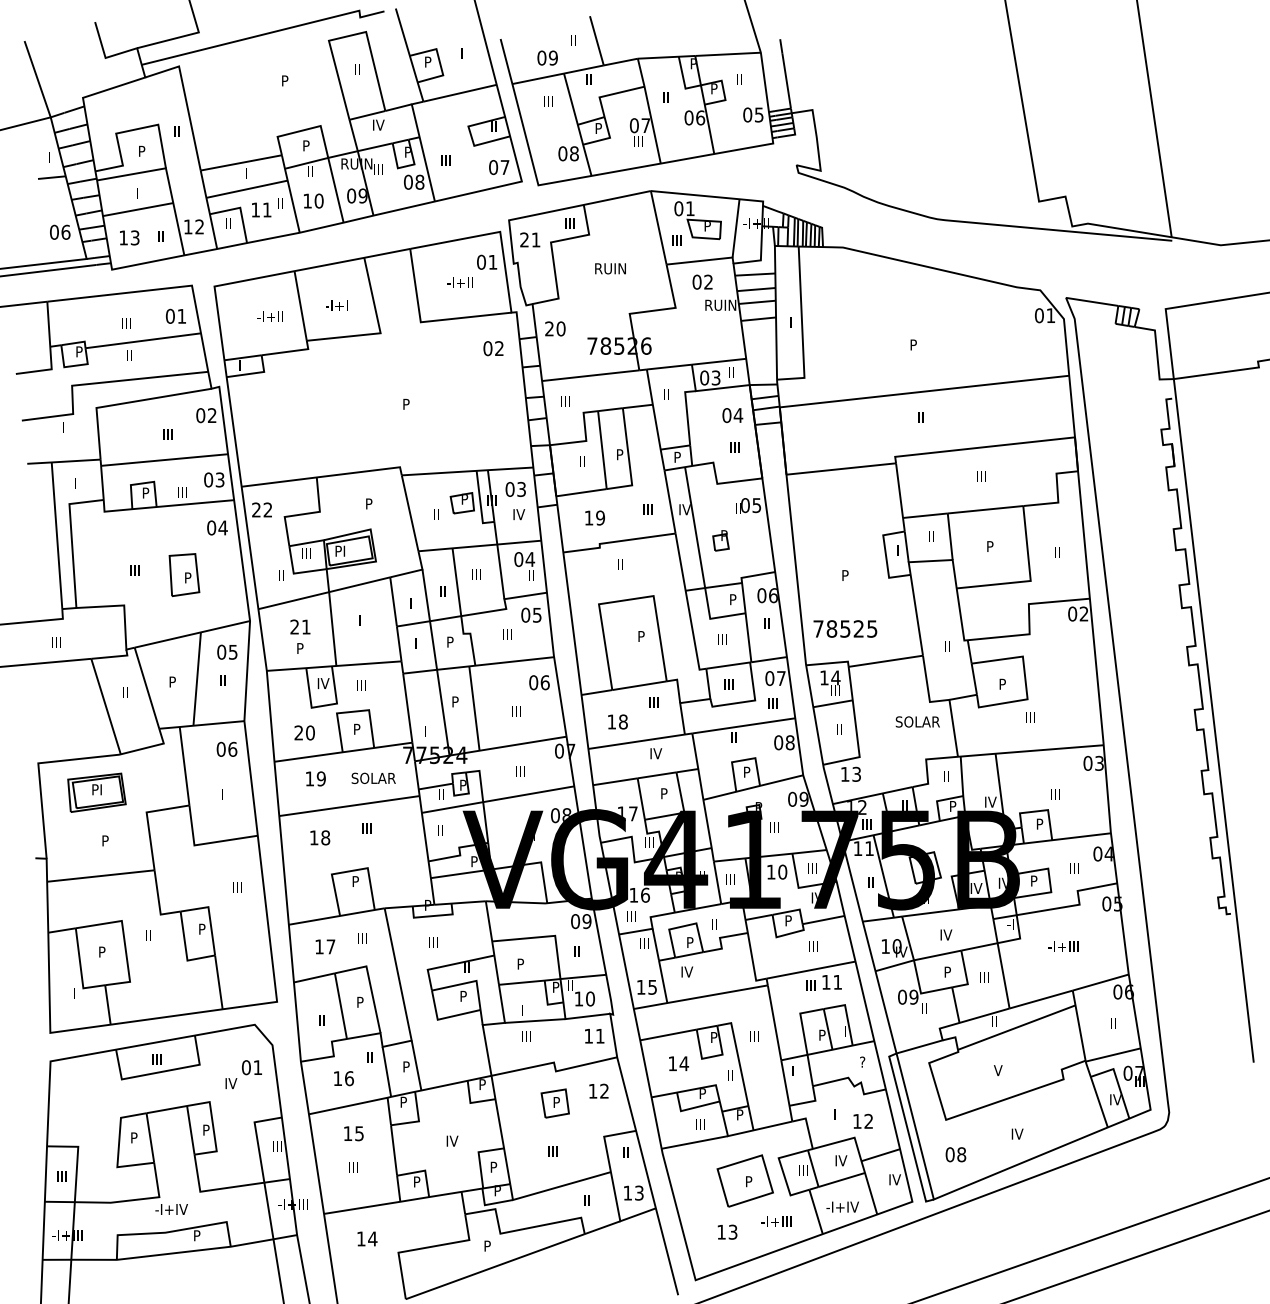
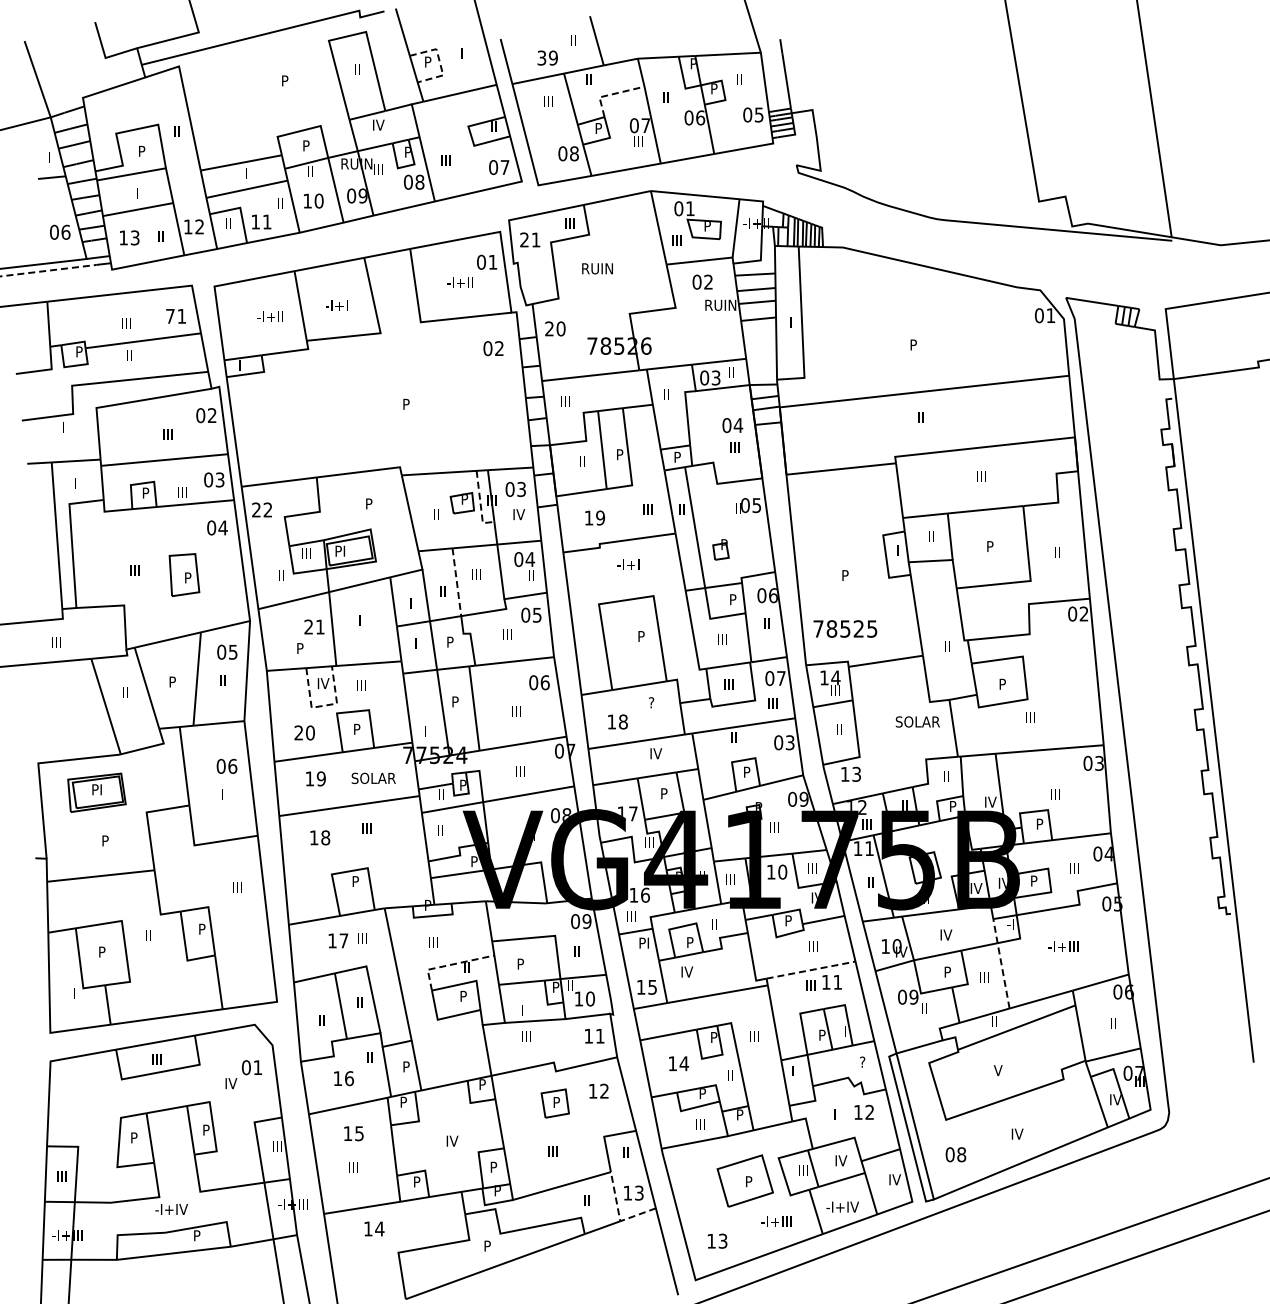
text: 09 -> 39 (541, 57)
line: solid -> dashed (439, 62)
line: solid -> dashed (612, 94)
text position: (261, 209) -> (261, 221) (261, 221)
text position: (610, 268) -> (597, 268) (597, 268)
line: solid -> dashed (48, 270)
text: 01 -> 71 (169, 315)
text position: (732, 415) -> (732, 425) (732, 425)
line: solid -> dashed (480, 503)
text: IV -> II (684, 509)
part position: (720, 540) -> (720, 549) (720, 549)
text: II -> -I+I (628, 564)
line: solid -> dashed (456, 582)
text position: (300, 626) -> (314, 626) (314, 626)
text: III -> ? (653, 702)
line: solid -> dashed (323, 705)
text: 08 -> 03 (789, 742)
text position: (226, 748) -> (226, 765) (226, 765)
text: III -> PI (643, 942)
text position: (325, 946) -> (338, 940) (338, 940)
line: solid -> dashed (1001, 962)
line: solid -> dashed (449, 965)
line: solid -> dashed (811, 970)
text: P -> II (360, 1001)
text position: (862, 1120) -> (863, 1111) (863, 1111)
line: solid -> dashed (619, 1215)
text position: (727, 1231) -> (717, 1240) (717, 1240)
text position: (367, 1238) -> (374, 1228) (374, 1228)
